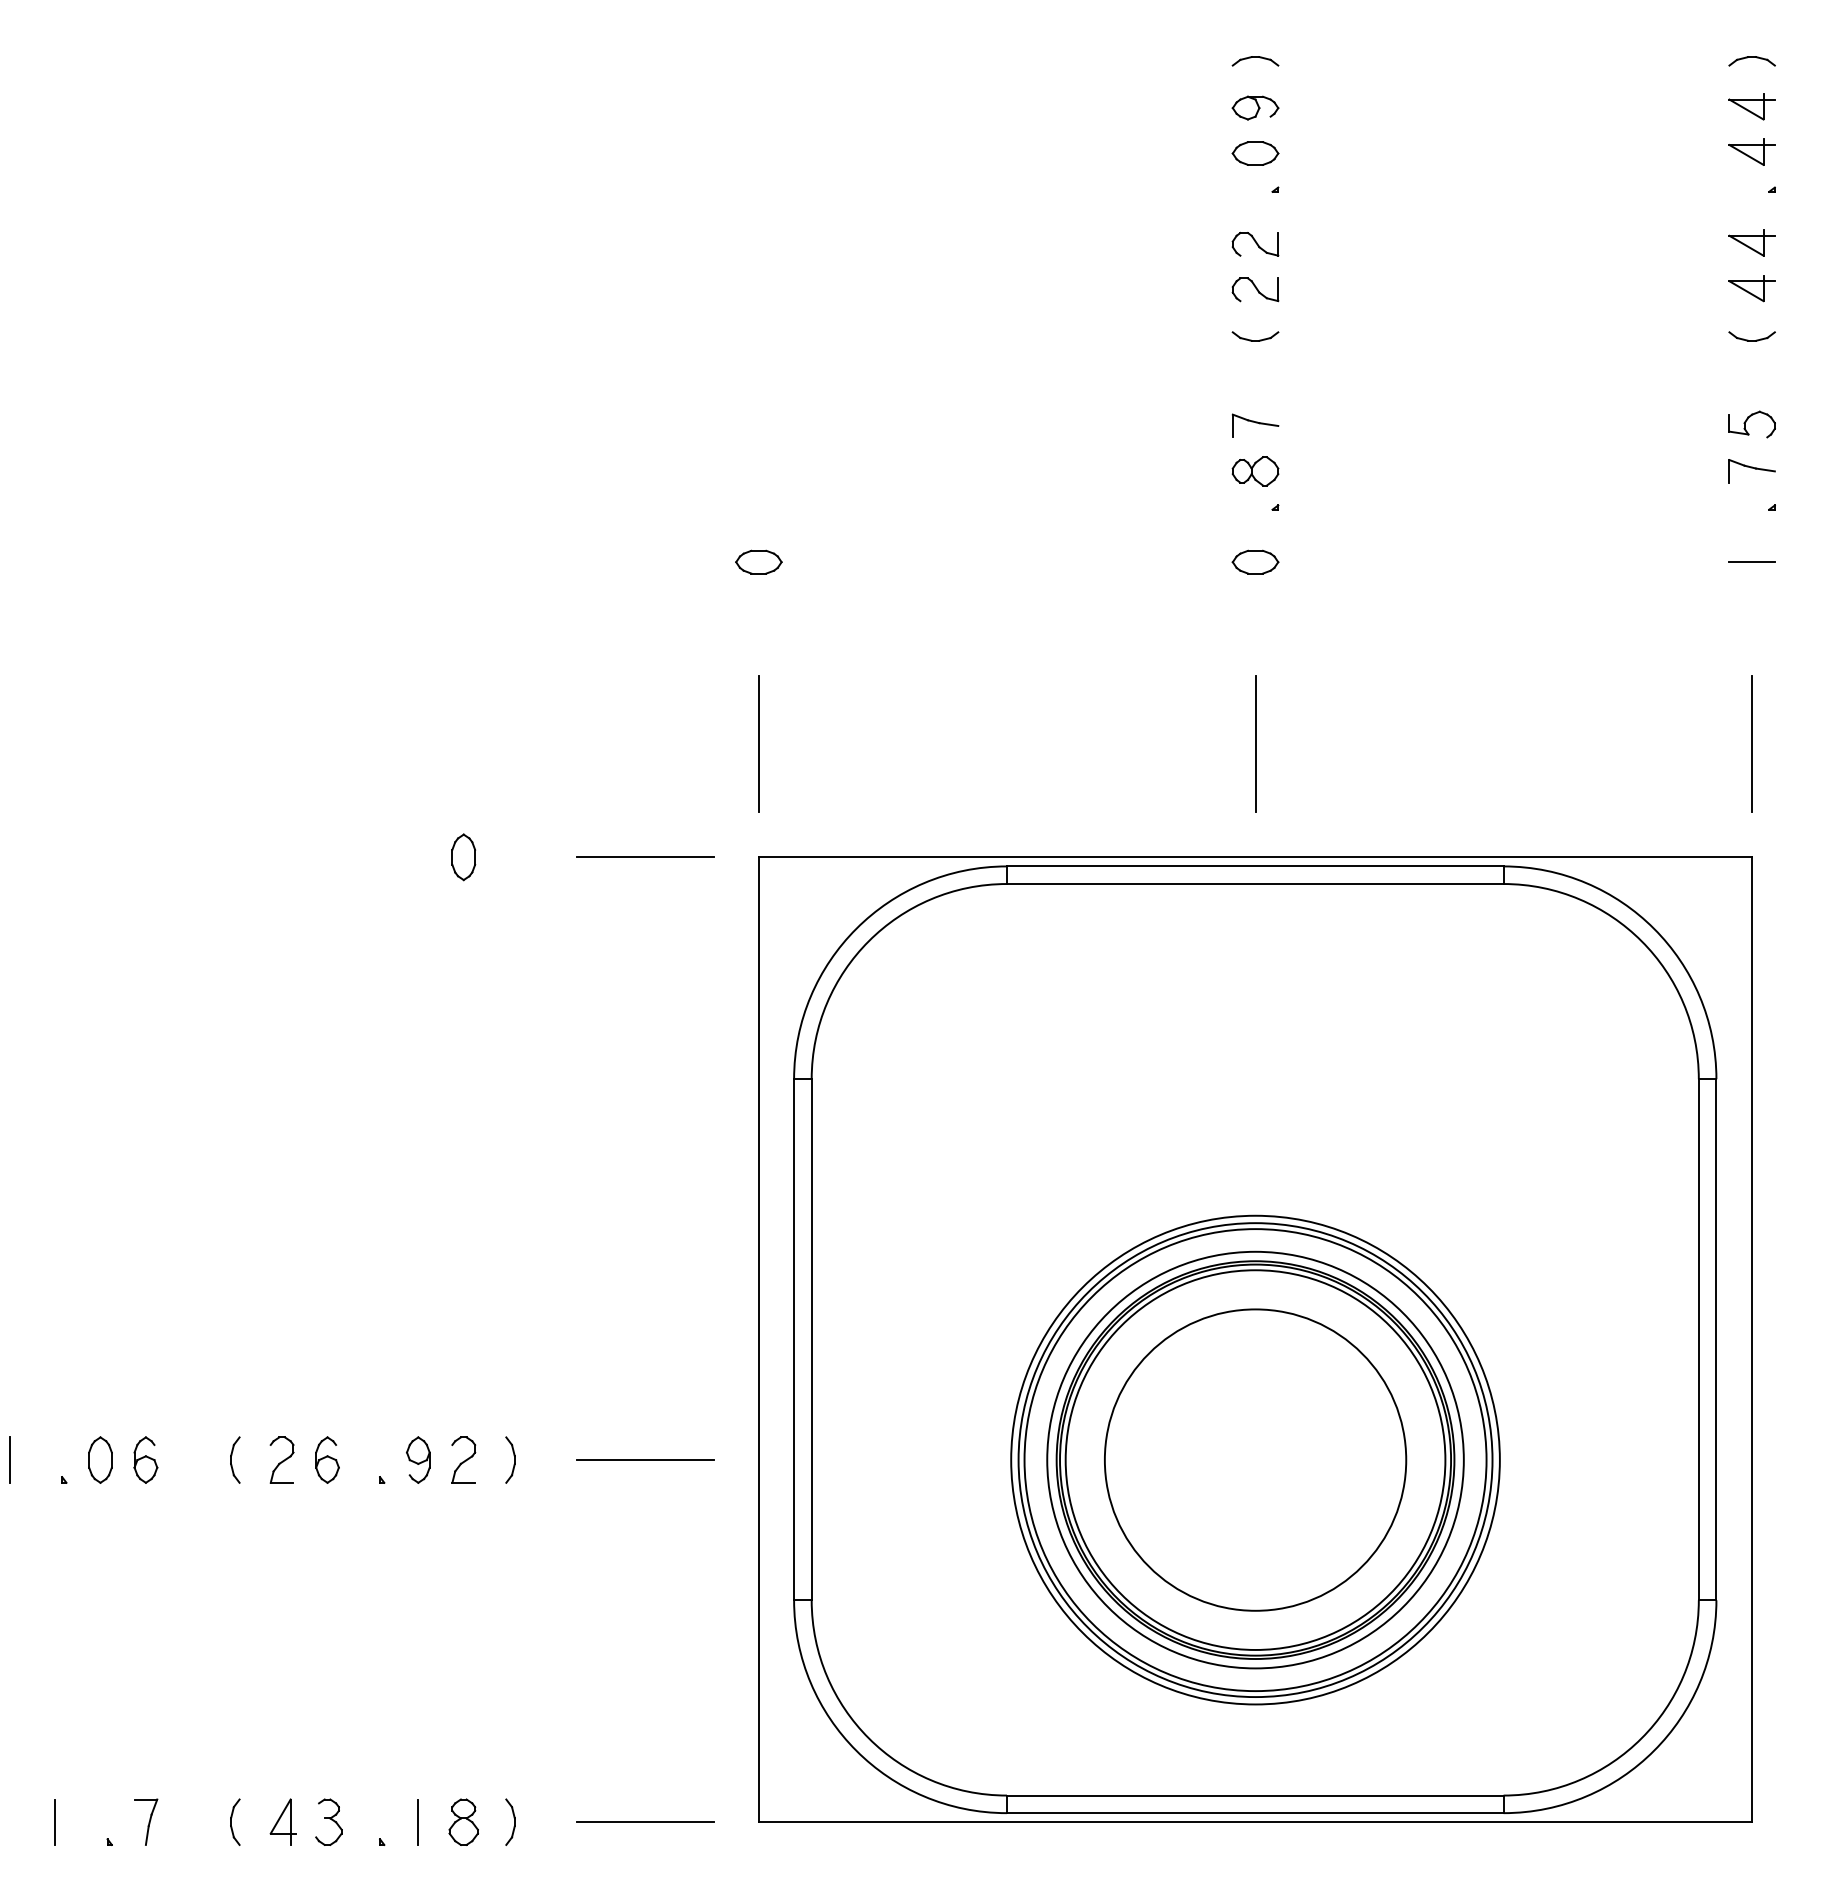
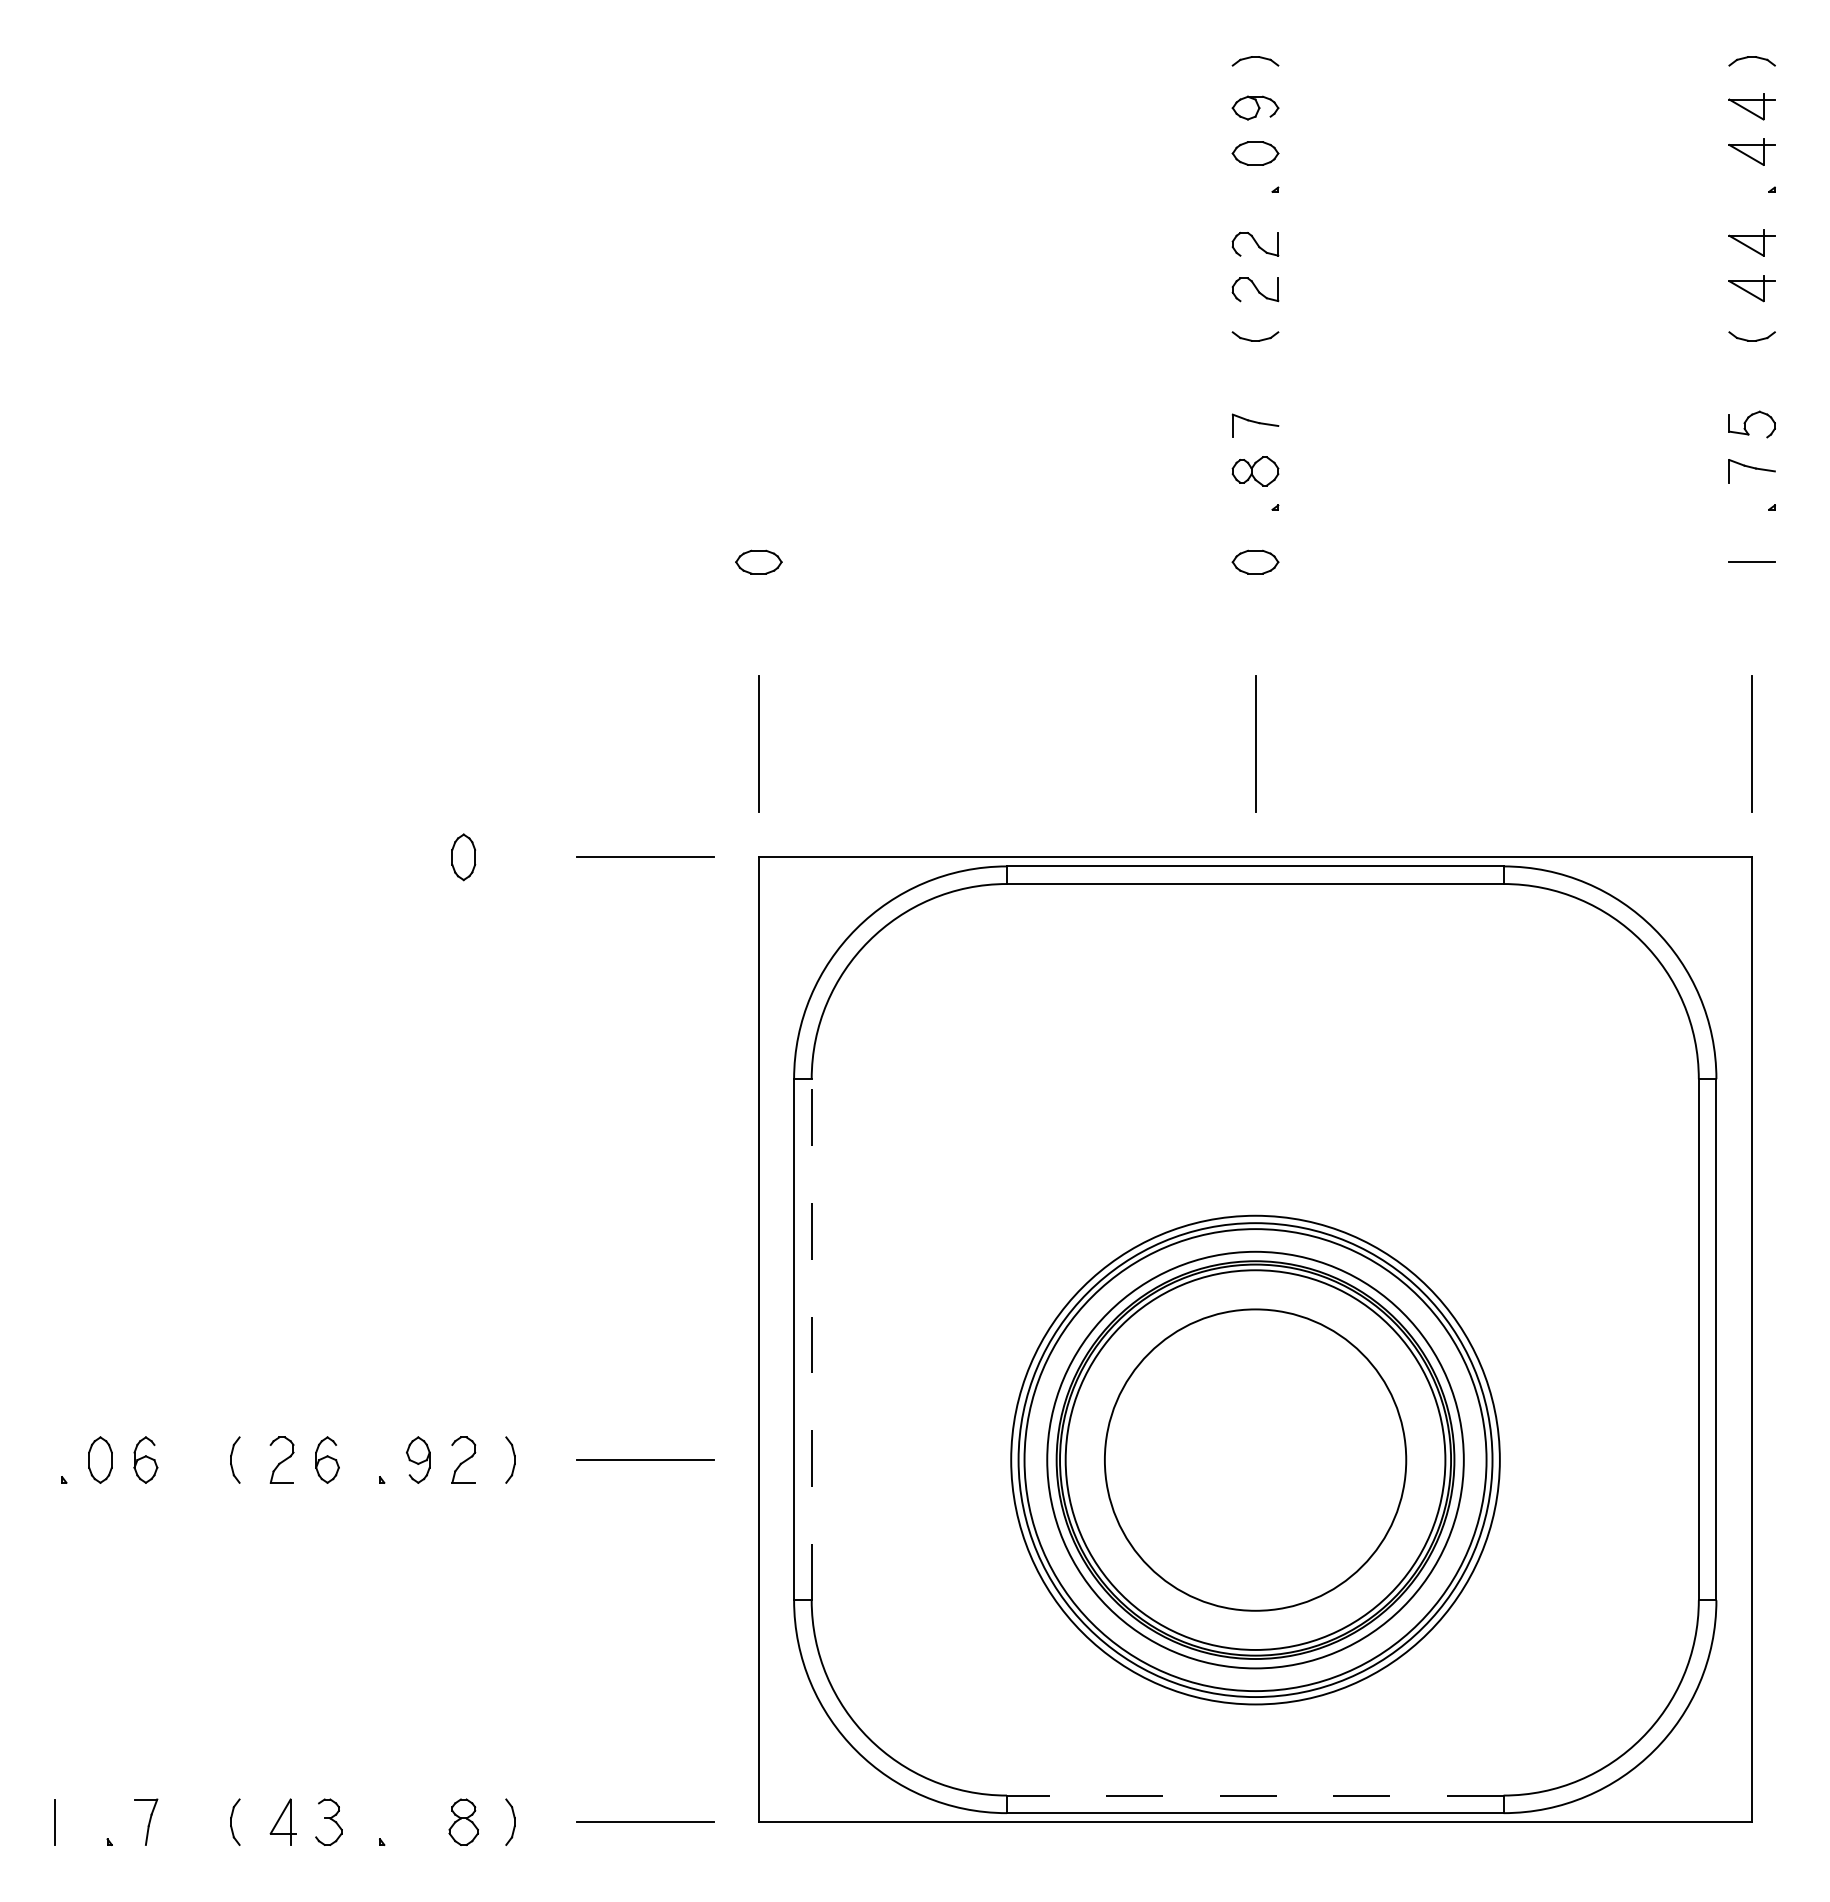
line: solid -> dashed (811, 1339)
line: present -> none (9, 1459)
line: solid -> dashed (1254, 1795)
line: present -> none (418, 1821)
